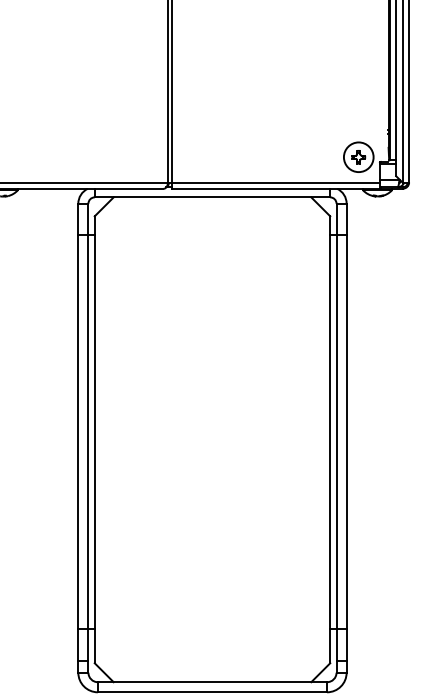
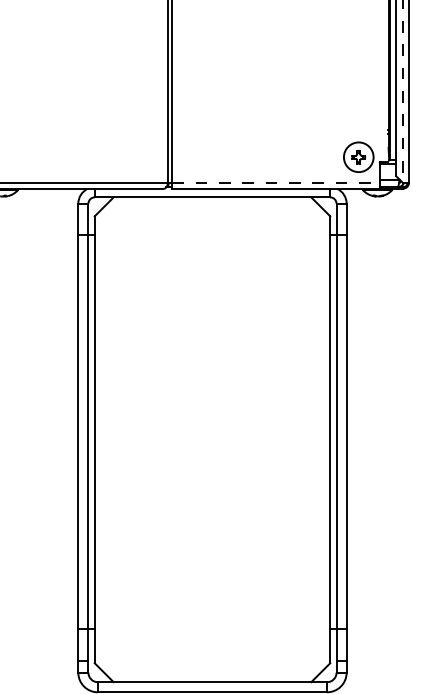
line: solid -> dashed (402, 91)
line: solid -> dashed (276, 182)
